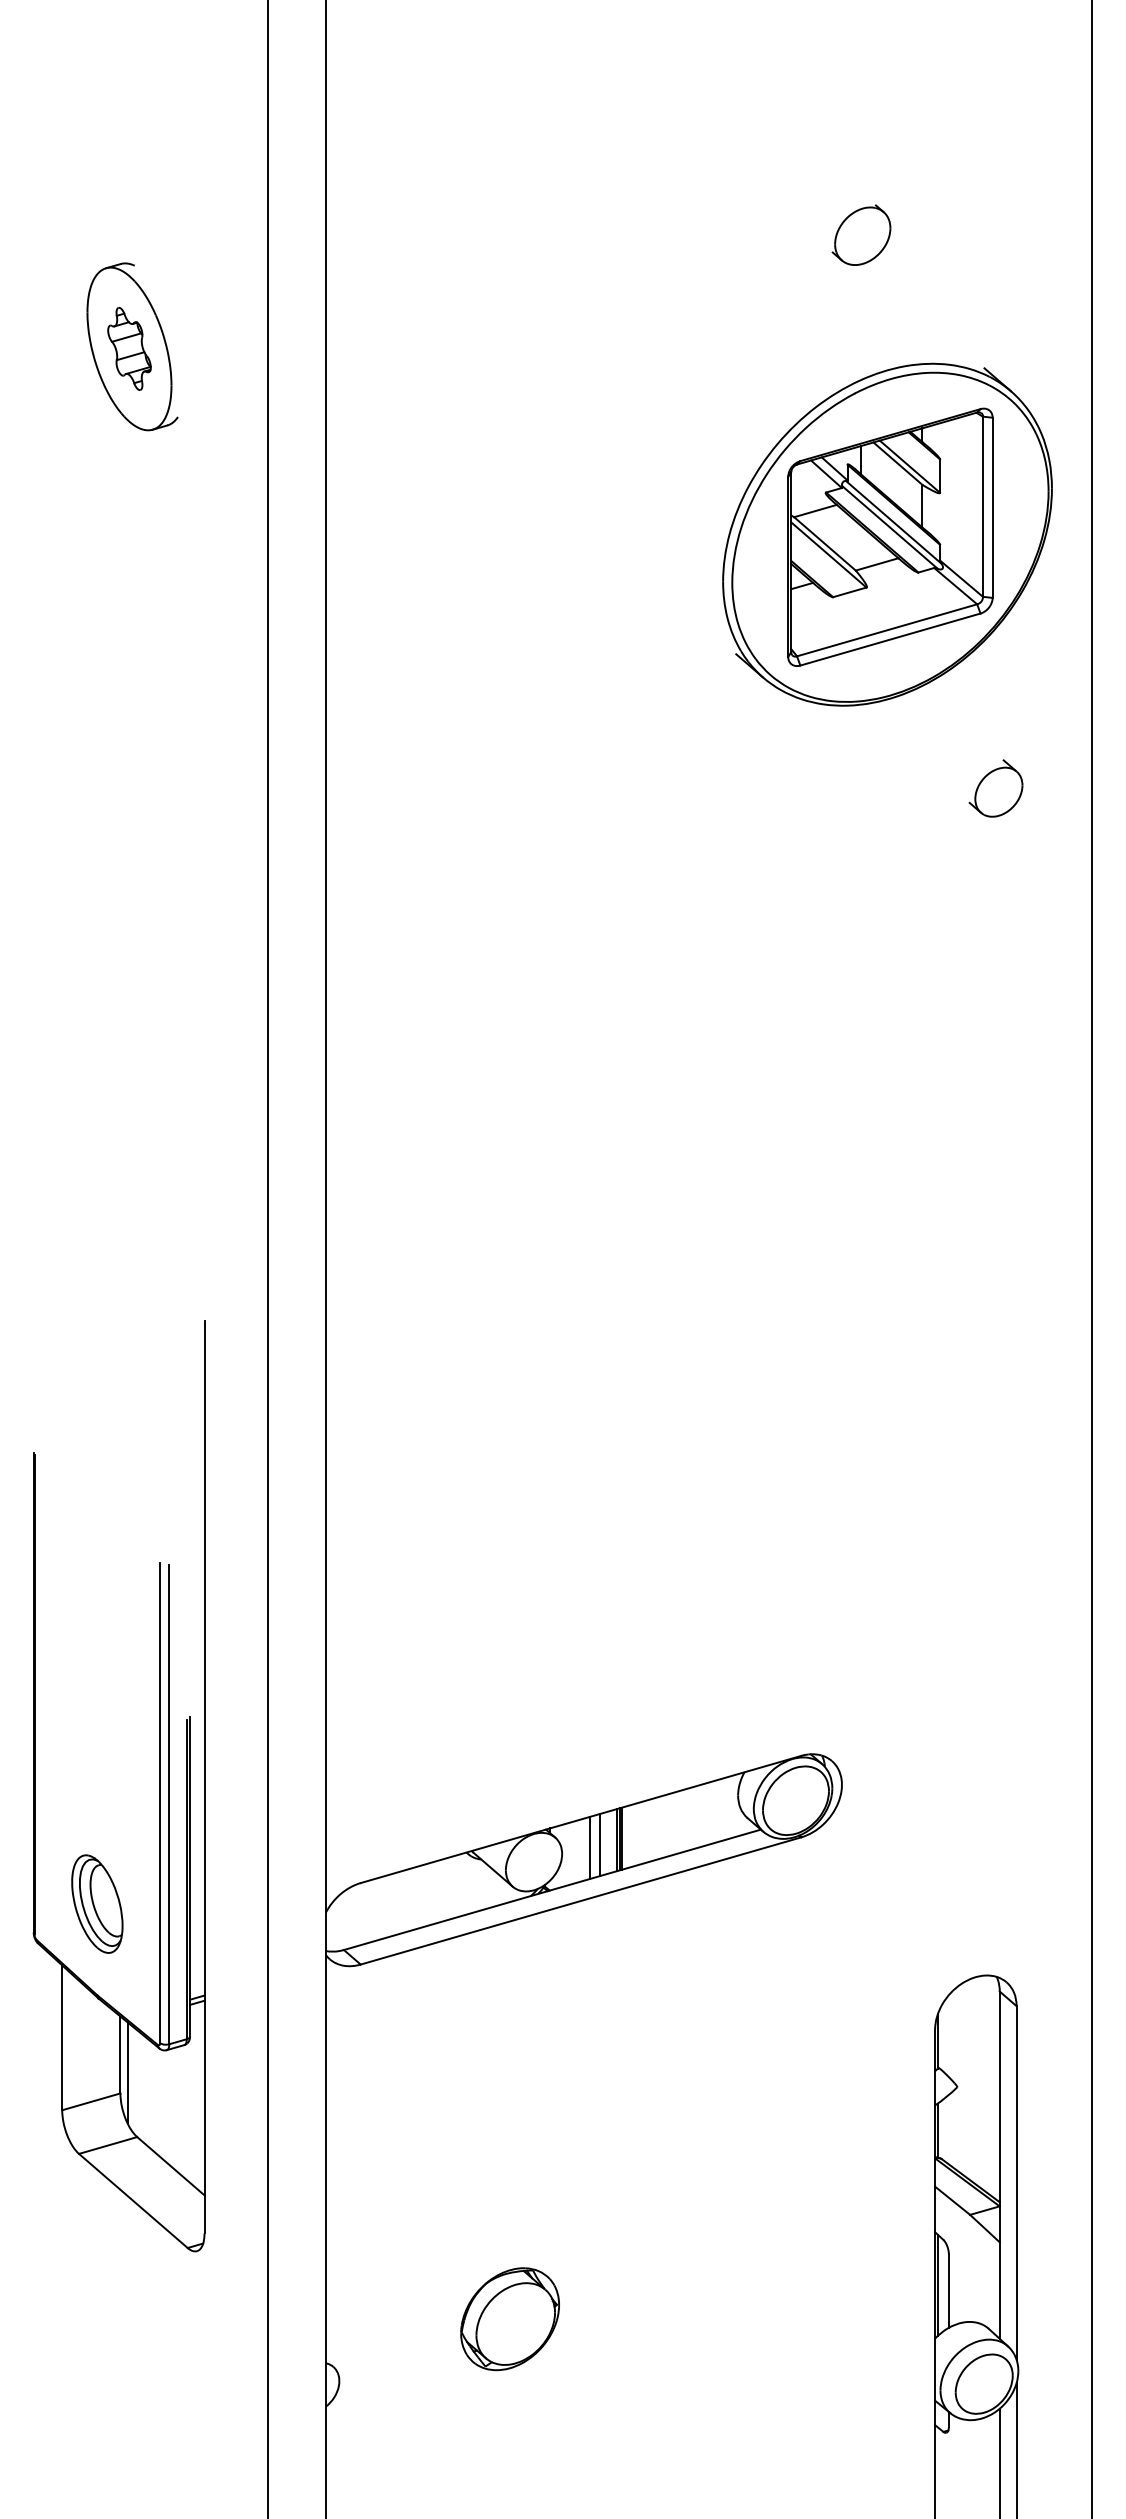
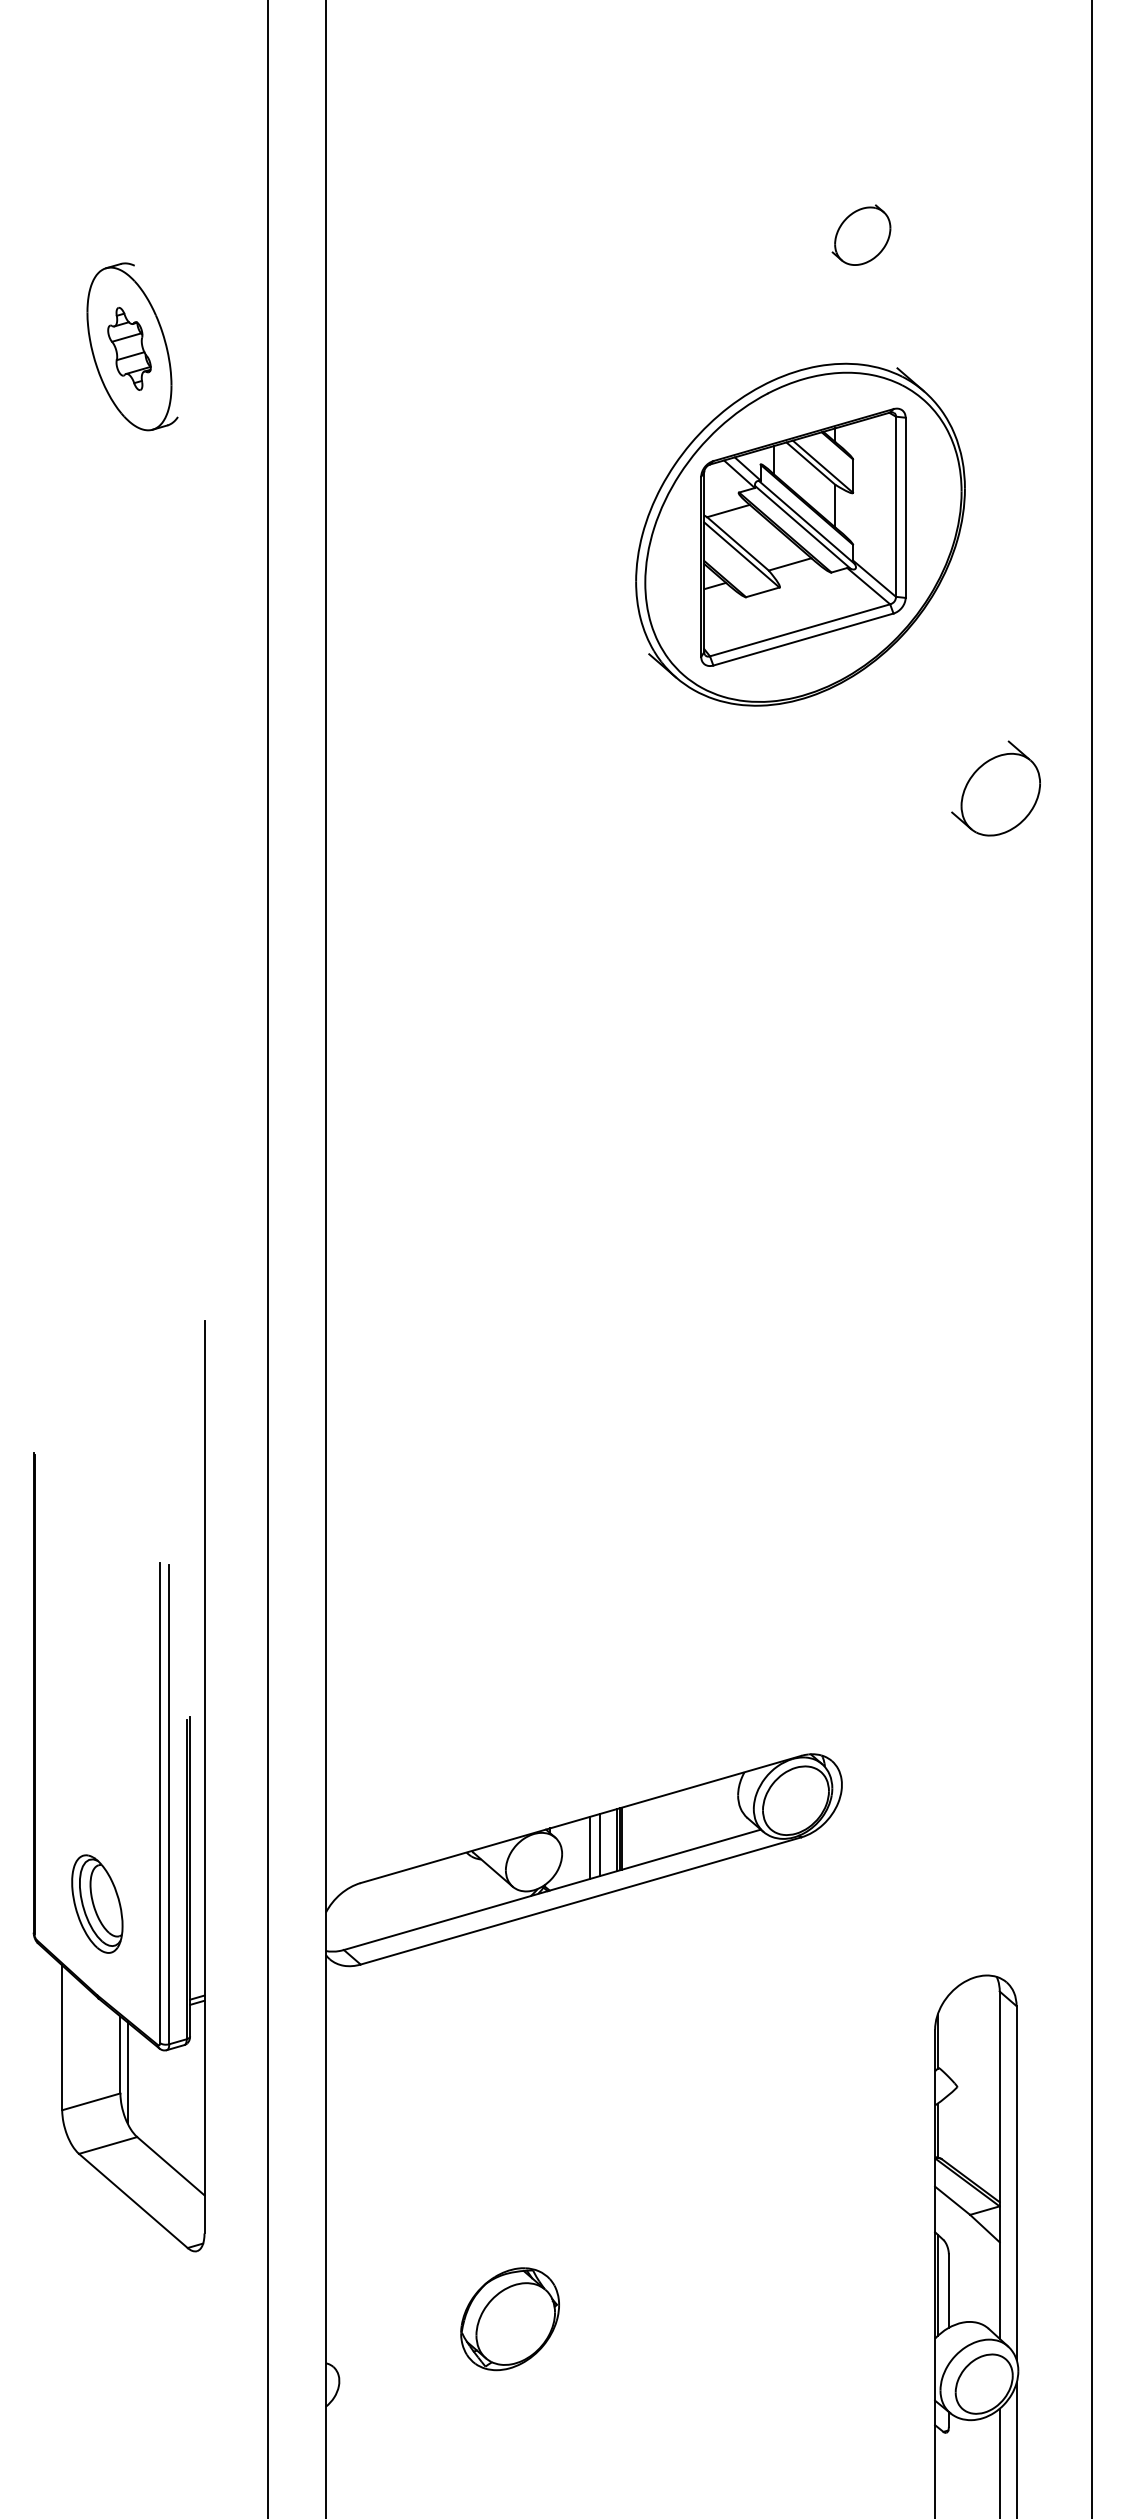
part position: (887, 534) -> (800, 534) (800, 534)
part size: 56x59 px -> 90x97 px (995, 788)
